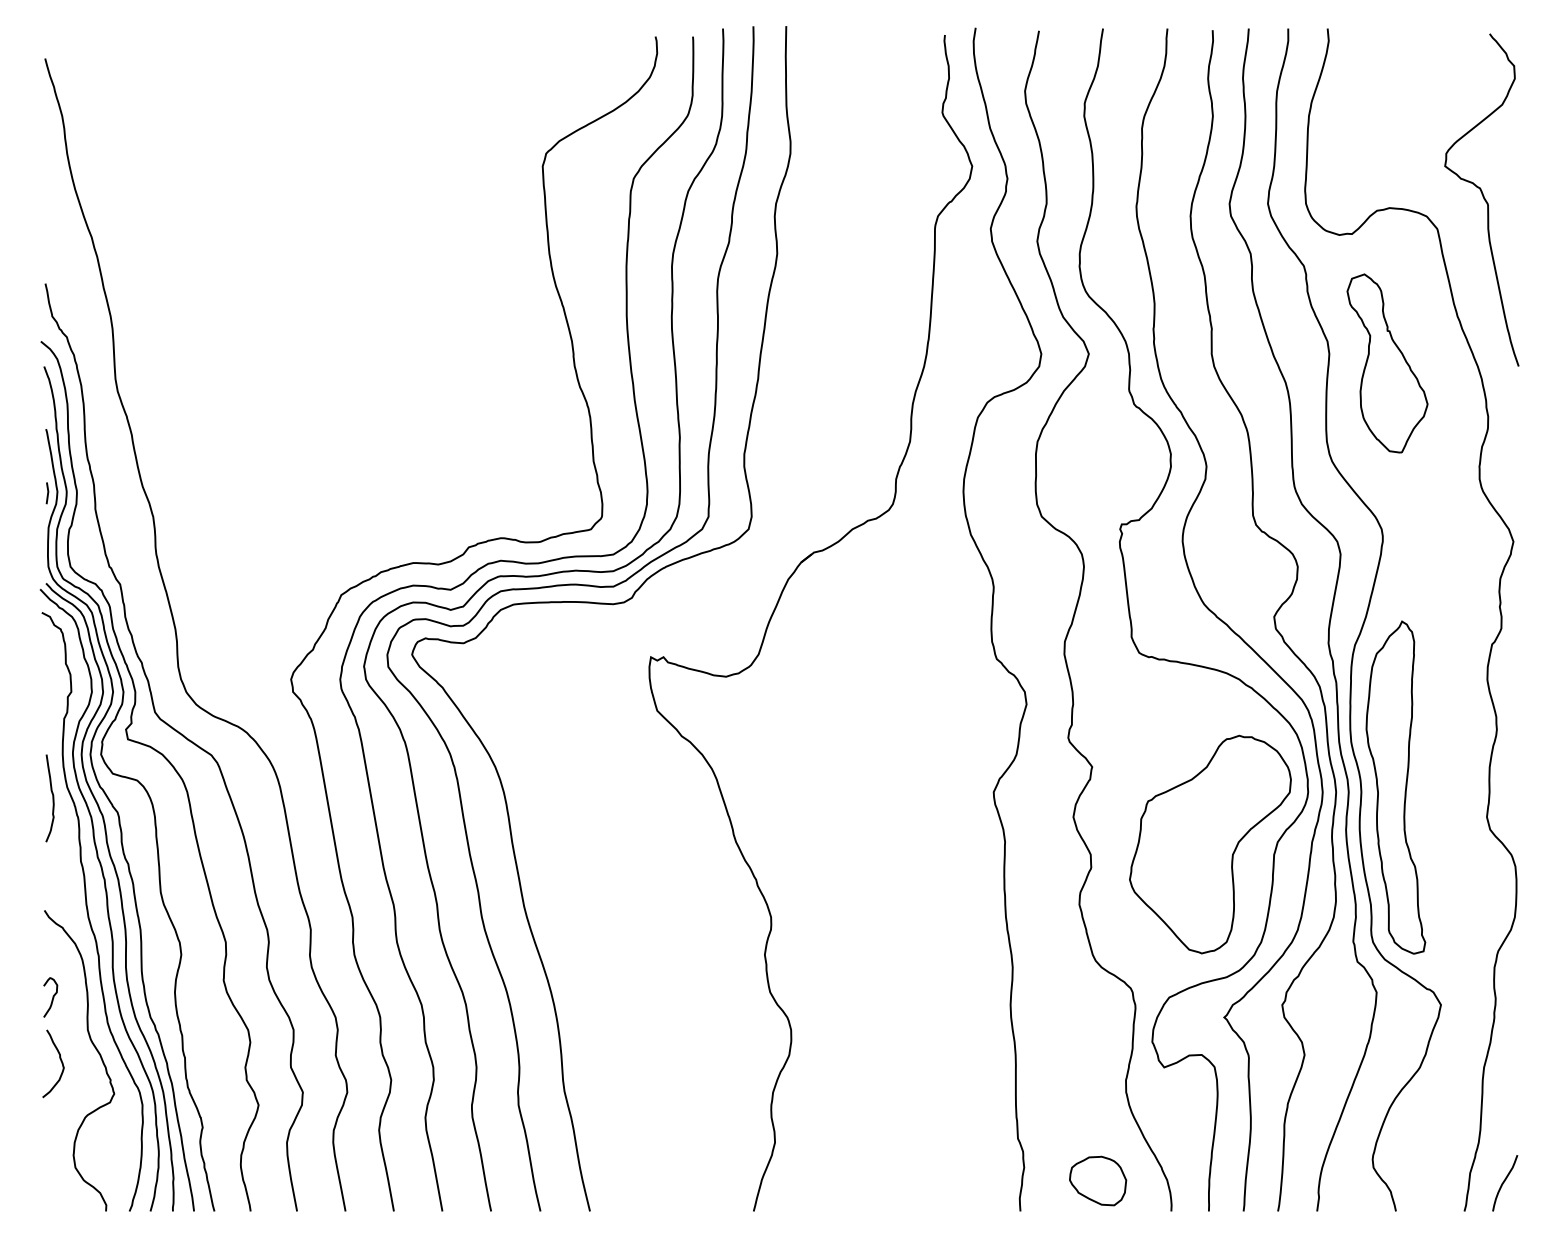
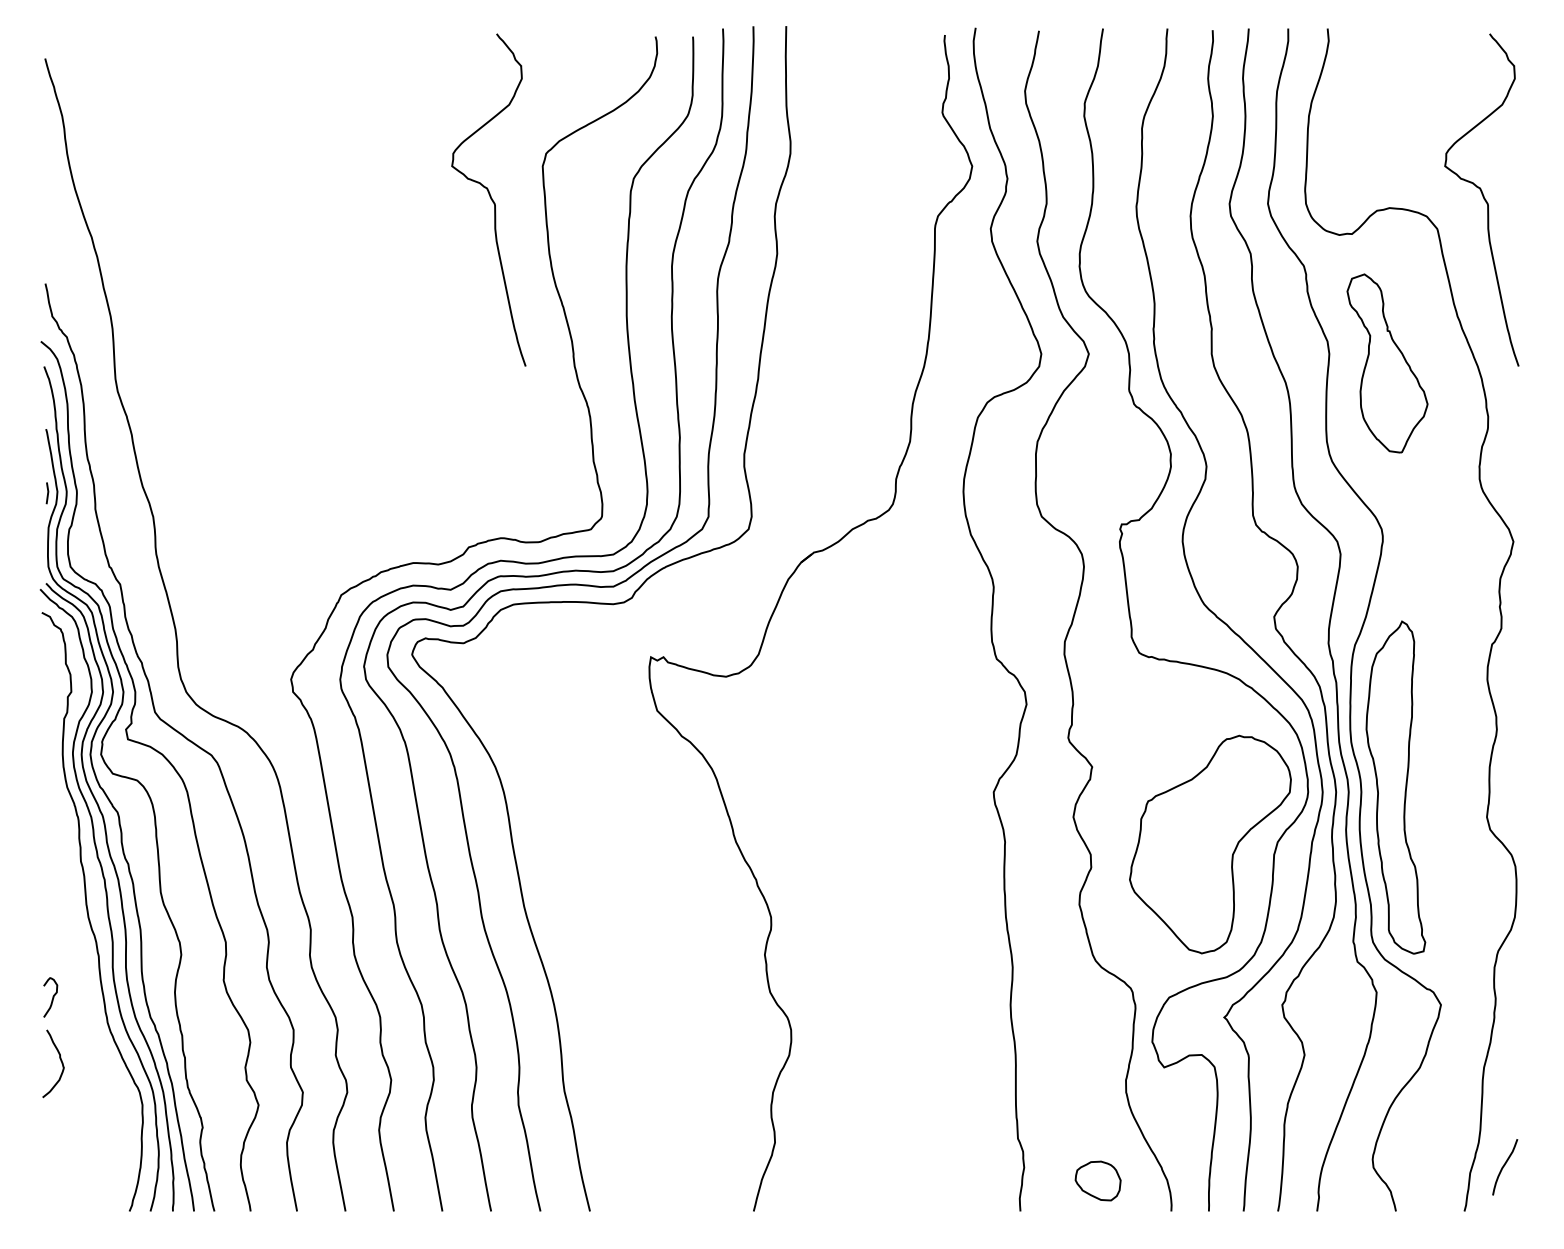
curve: none -> present (490, 199)
curve: present -> none (52, 798)
curve: present -> none (95, 1049)
part size: 59x52 px -> 48x42 px (1097, 1180)
curve position: (1504, 1182) -> (1504, 1166) (1504, 1166)
